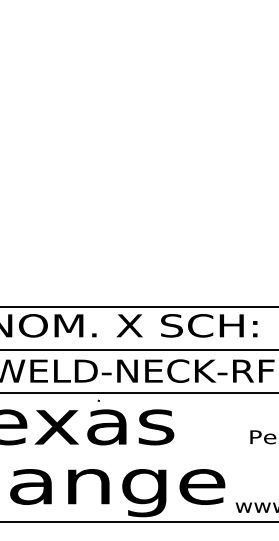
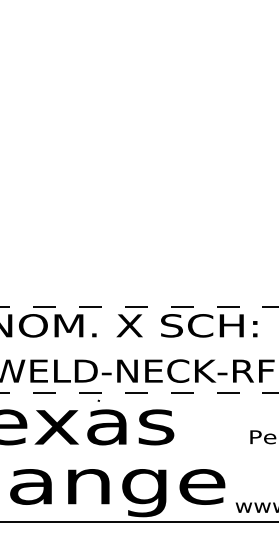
line: solid -> dashed (139, 307)
line: present -> none (138, 350)
line: solid -> dashed (139, 393)
